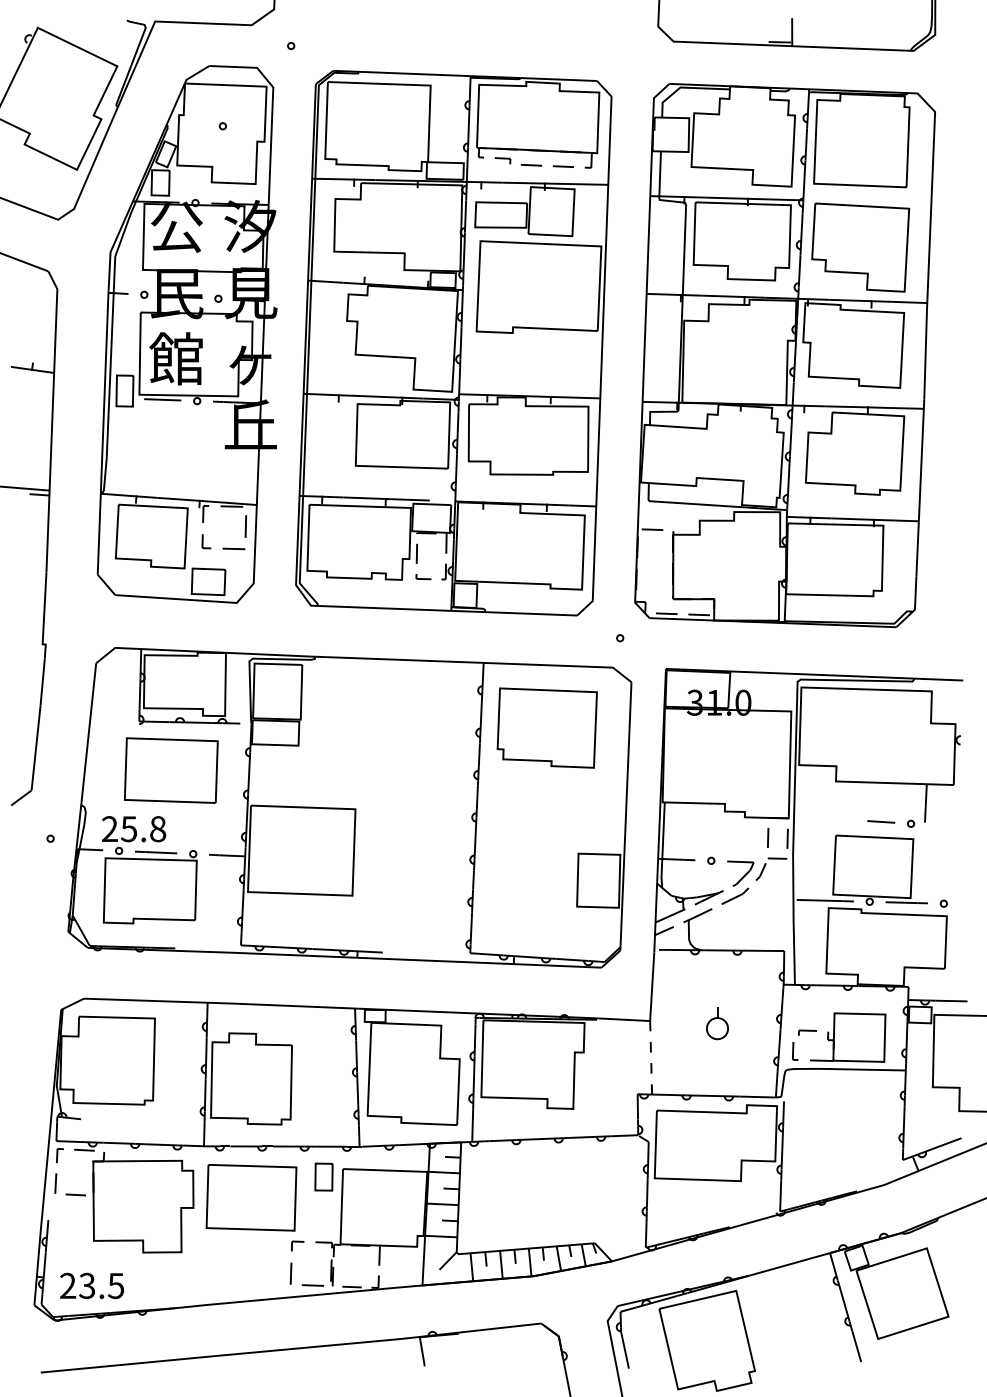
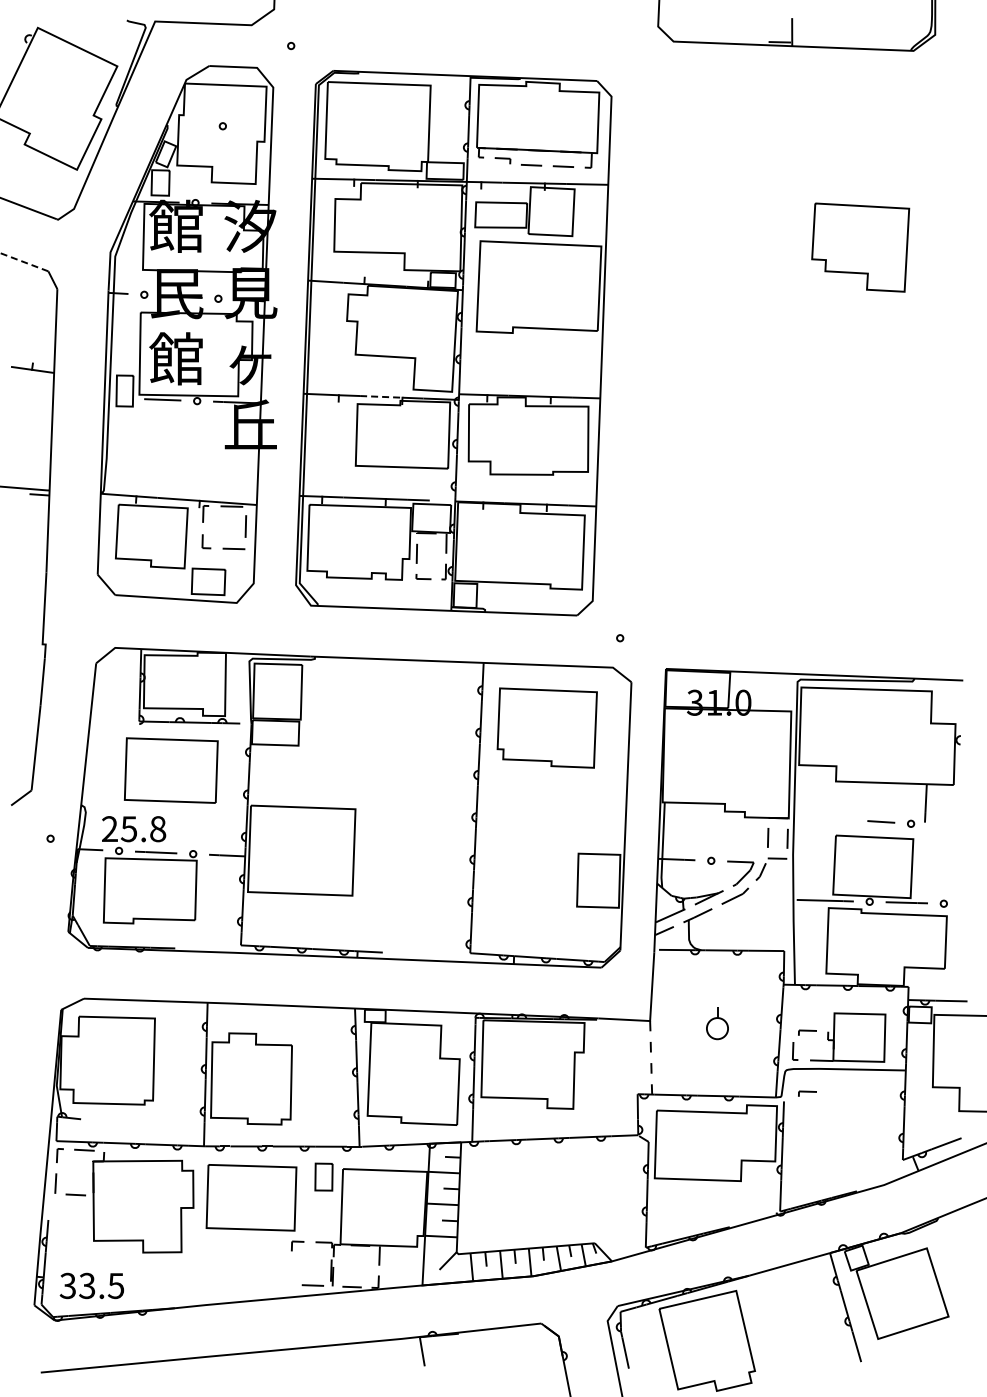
text: 公 -> 館 (175, 225)
line: solid -> dashed (24, 262)
part: present -> none (784, 355)
line: solid -> dashed (381, 396)
part: none -> present (807, 1093)
line: present -> none (290, 1273)
text: 23.5 -> 33.5 (67, 1286)
